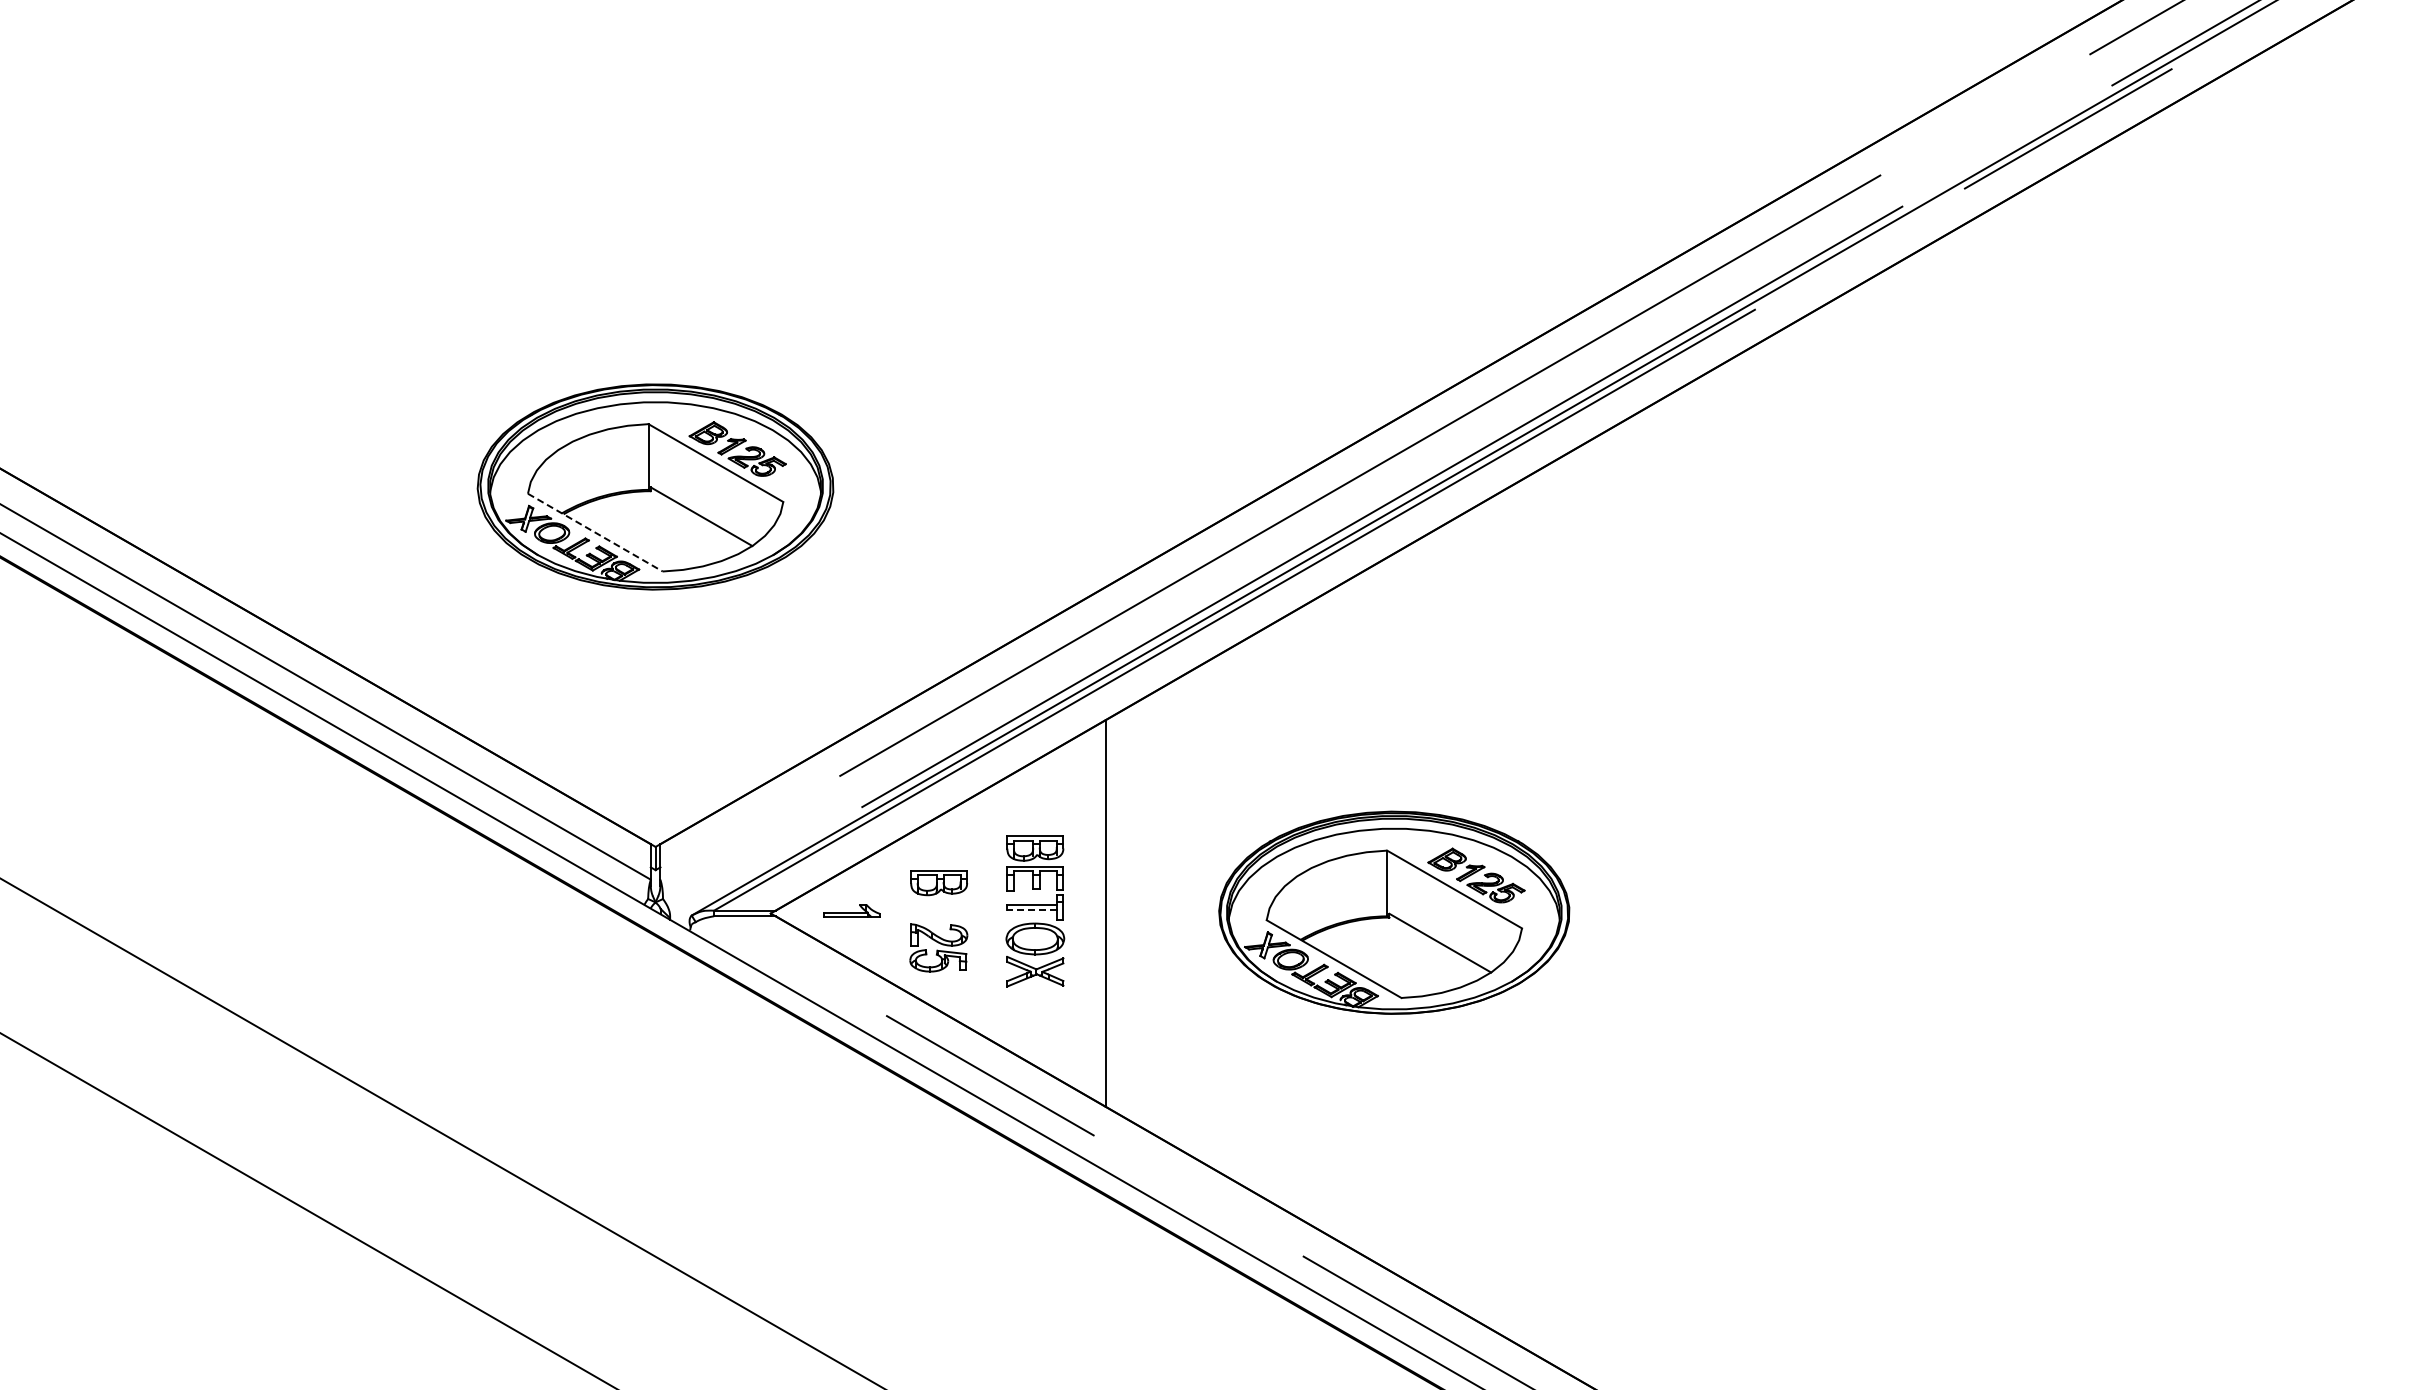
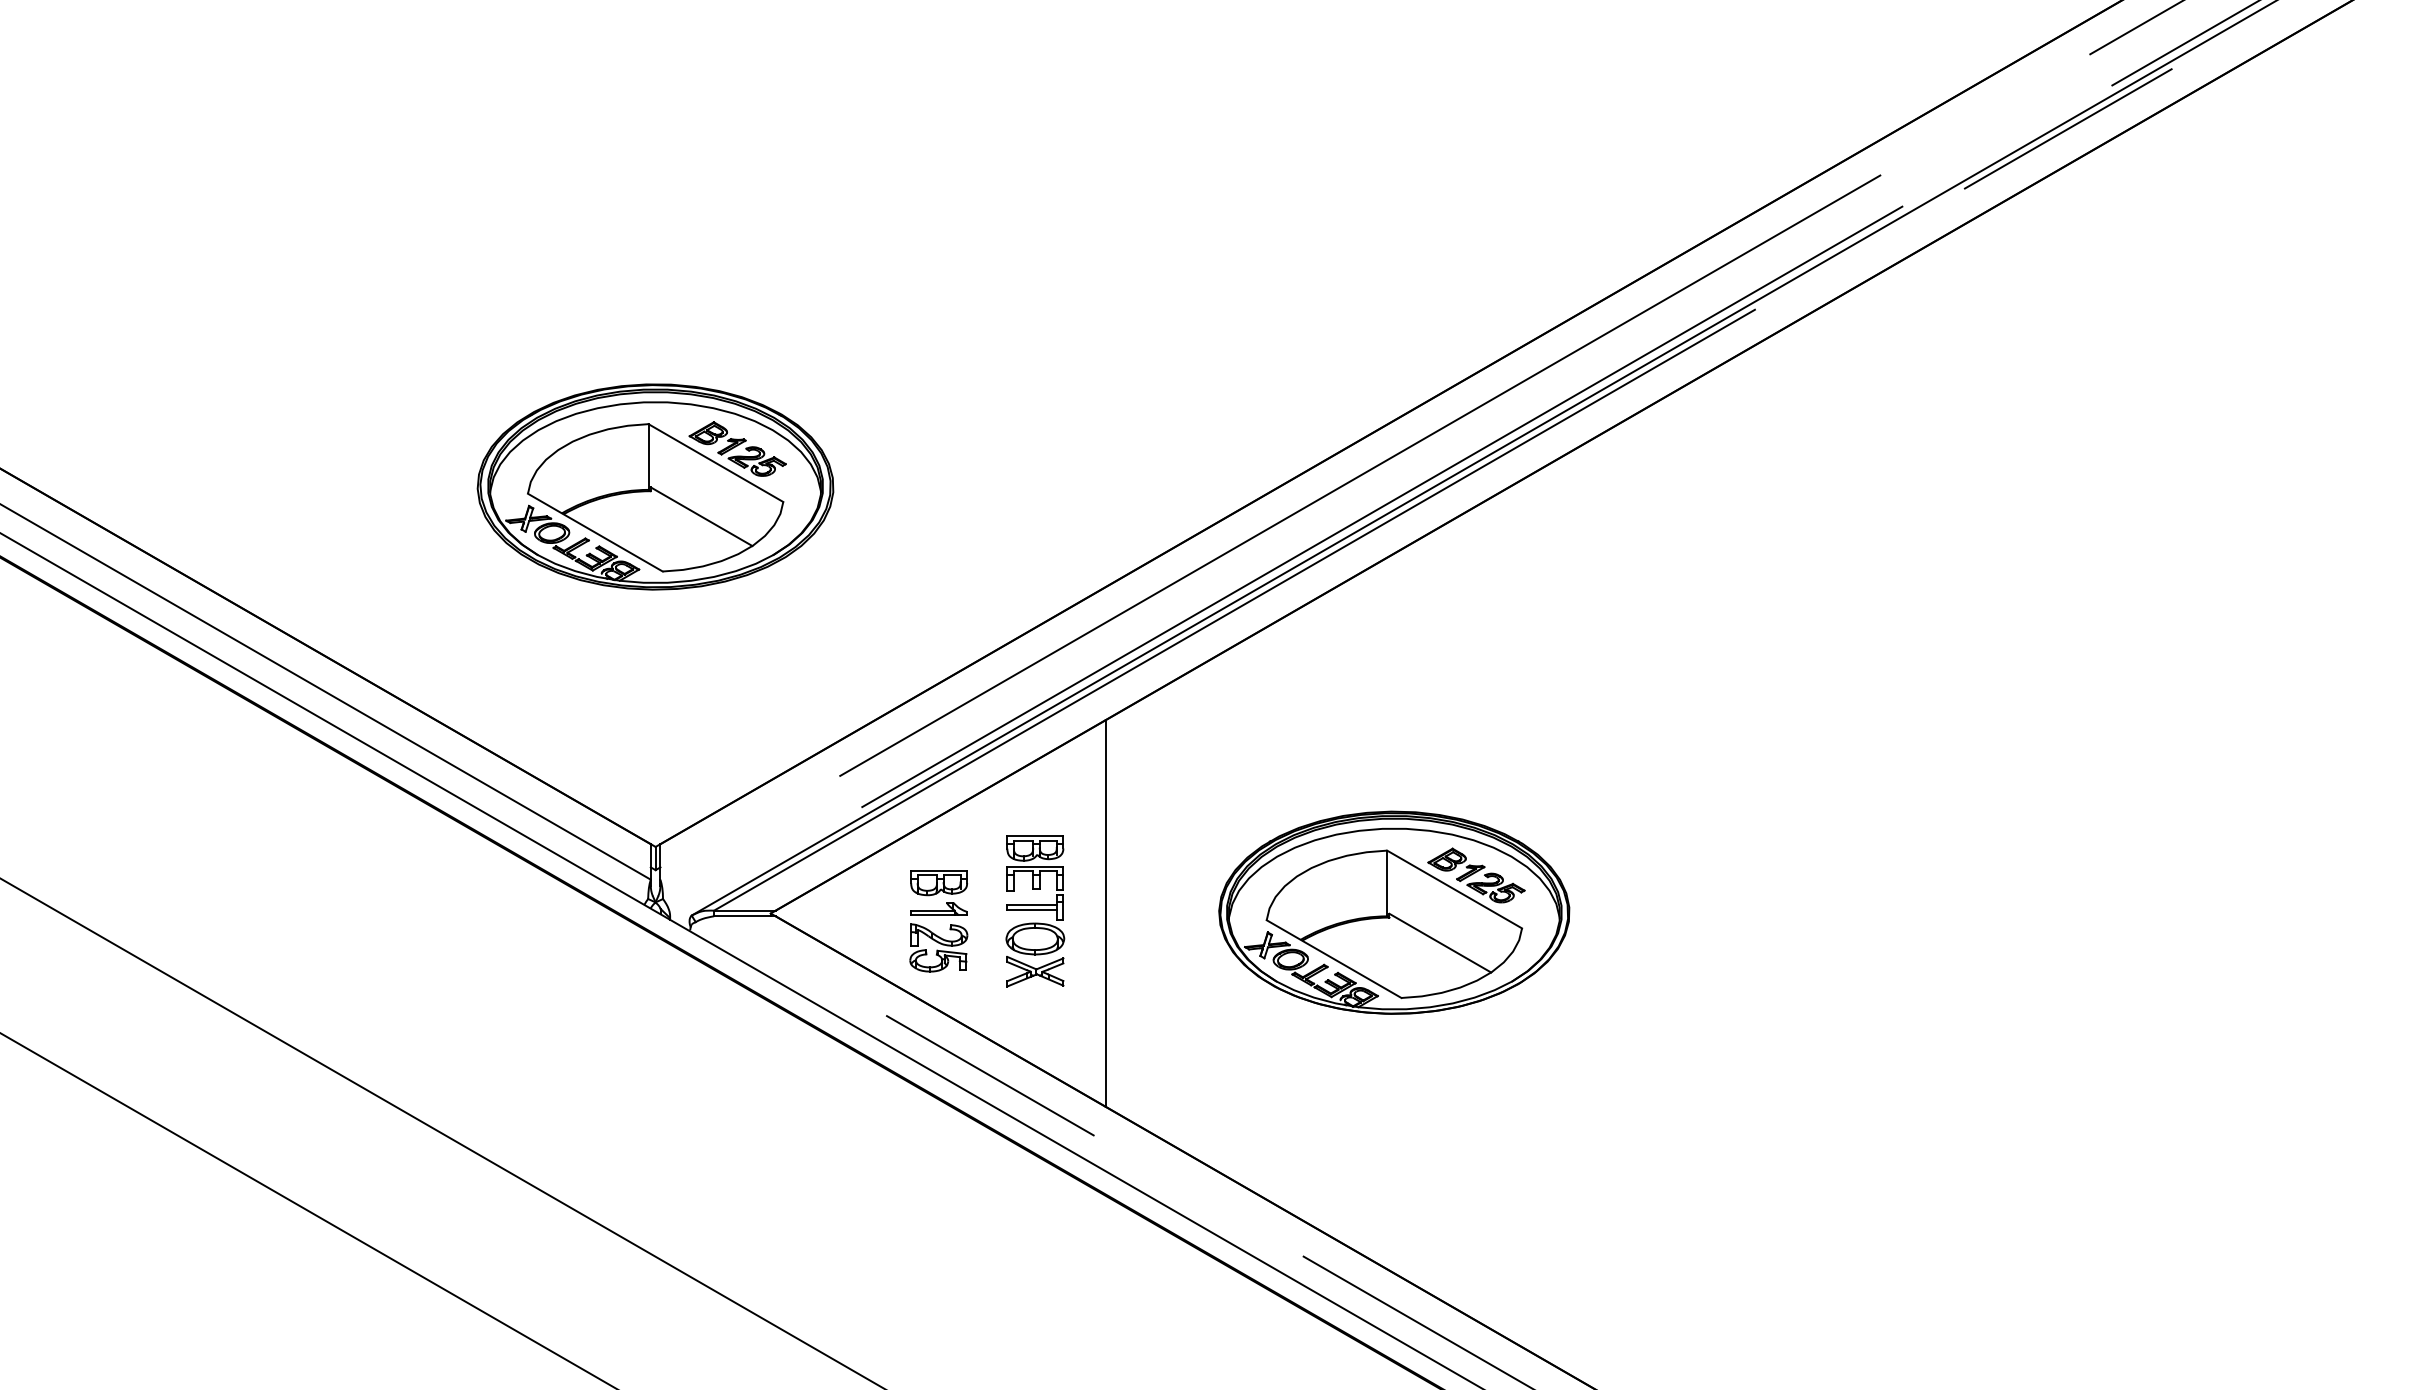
line: dashed -> solid (595, 532)
line: dashed -> solid (1032, 909)
part position: (851, 910) -> (938, 908) (938, 908)
